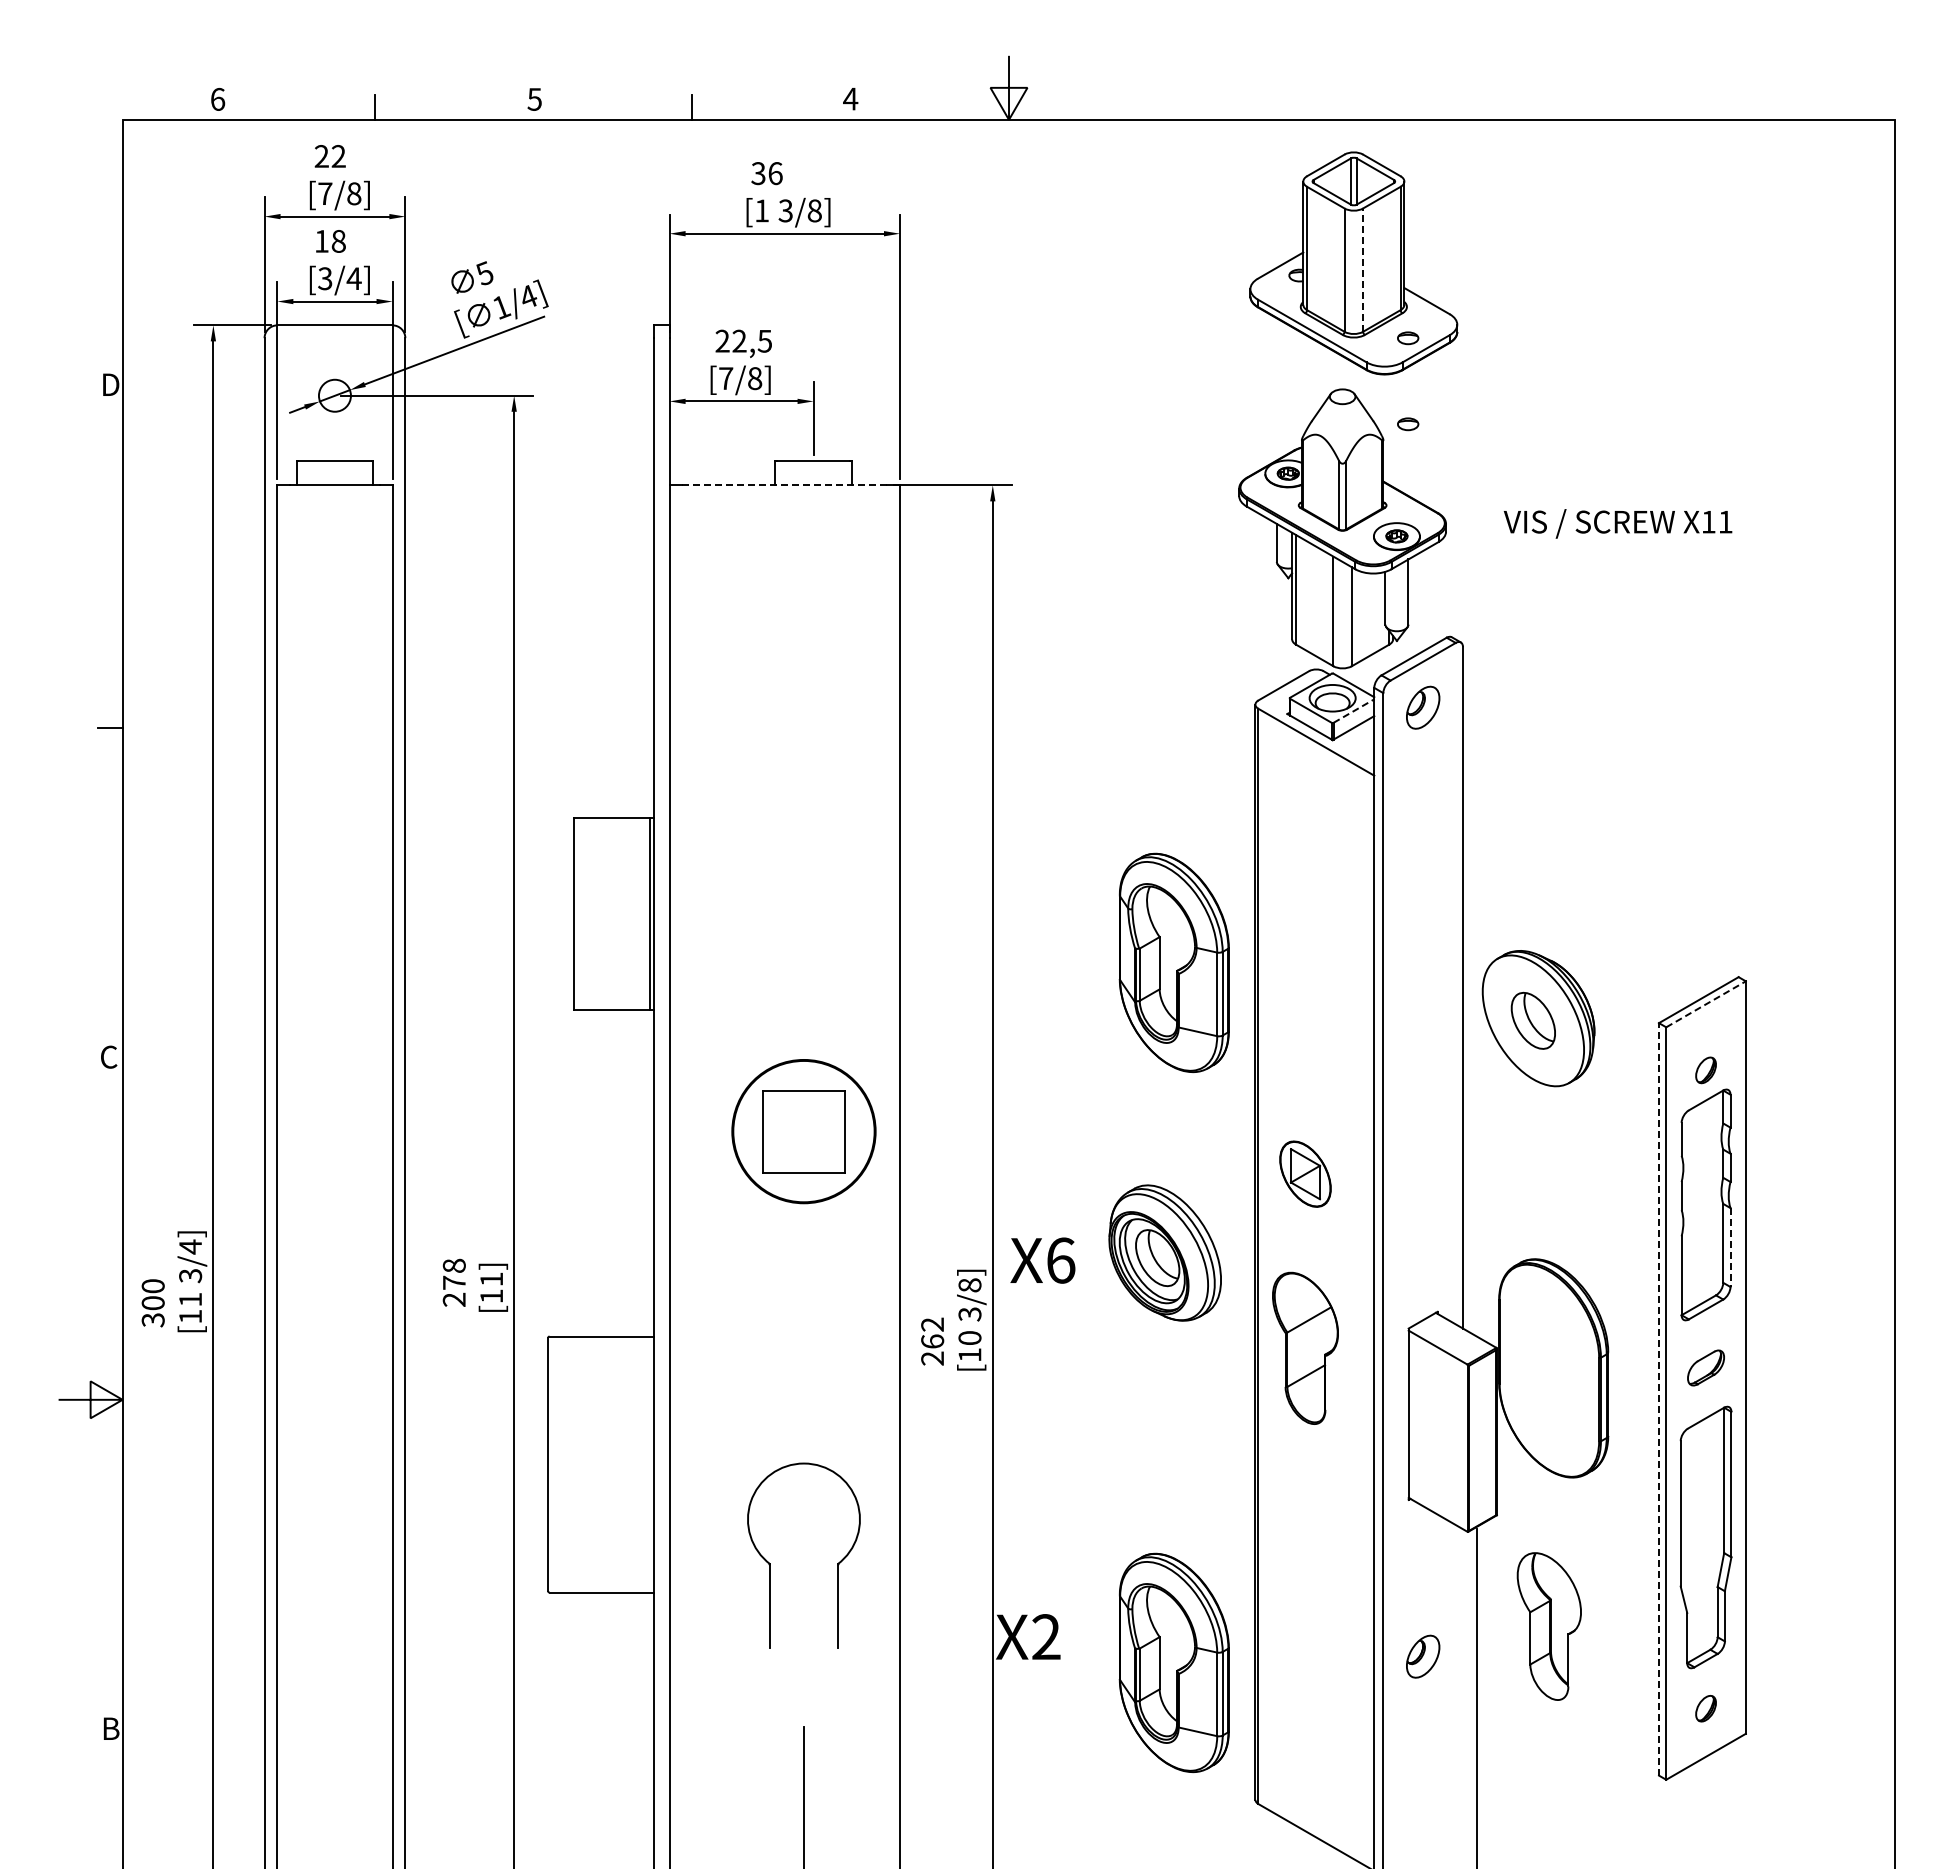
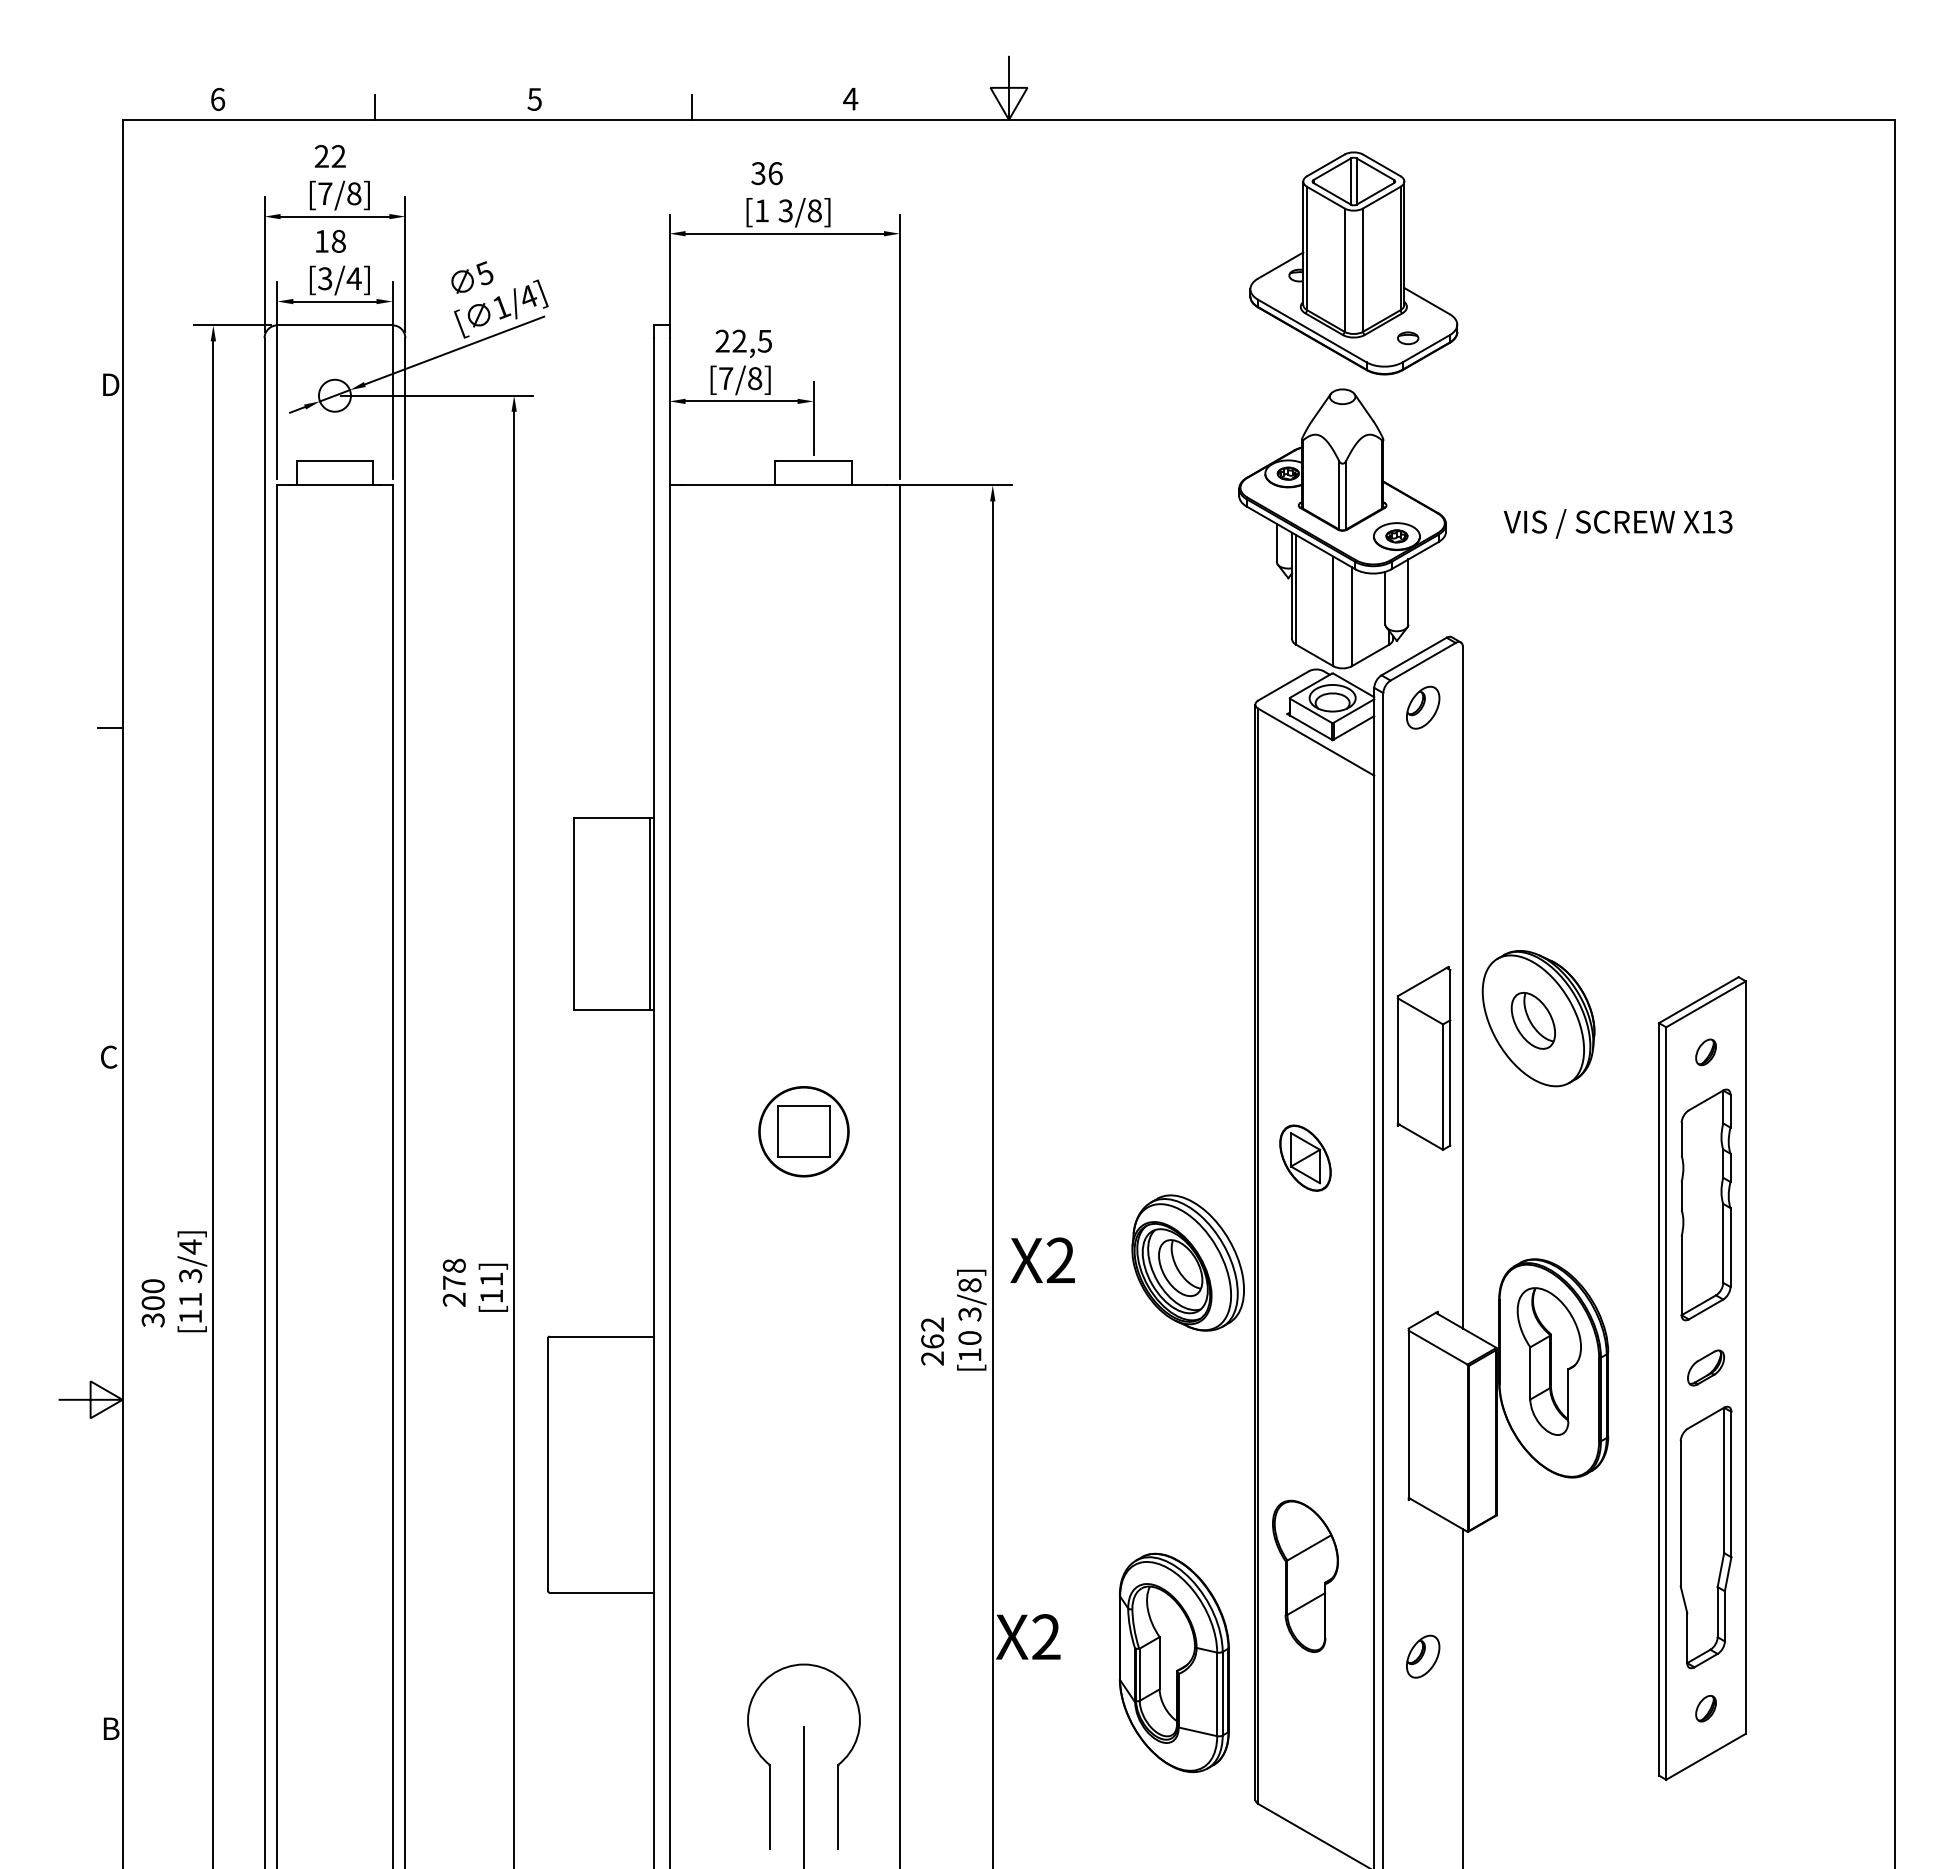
line: dashed -> solid (1363, 270)
part: present -> none (1408, 424)
line: dashed -> solid (784, 485)
text: X11 -> X13 (1725, 521)
line: dashed -> solid (1353, 711)
part: present -> none (1173, 962)
line: dashed -> solid (1706, 1004)
part: none -> present (1423, 1057)
part position: (1705, 1070) -> (1705, 1052) (1705, 1052)
part size: 146x146 px -> 92x92 px (803, 1131)
part position: (1305, 1173) -> (1305, 1157) (1305, 1157)
line: dashed -> solid (1730, 1248)
part position: (1164, 1252) -> (1187, 1262) (1187, 1262)
text: X6 -> X2 (1060, 1260)
part position: (1305, 1347) -> (1305, 1575) (1305, 1575)
line: dashed -> solid (1659, 1398)
part position: (770, 1563) -> (770, 1764) (770, 1764)
part position: (1548, 1626) -> (1548, 1361) (1548, 1361)
line position: (1476, 1697) -> (1462, 1697) (1462, 1697)
